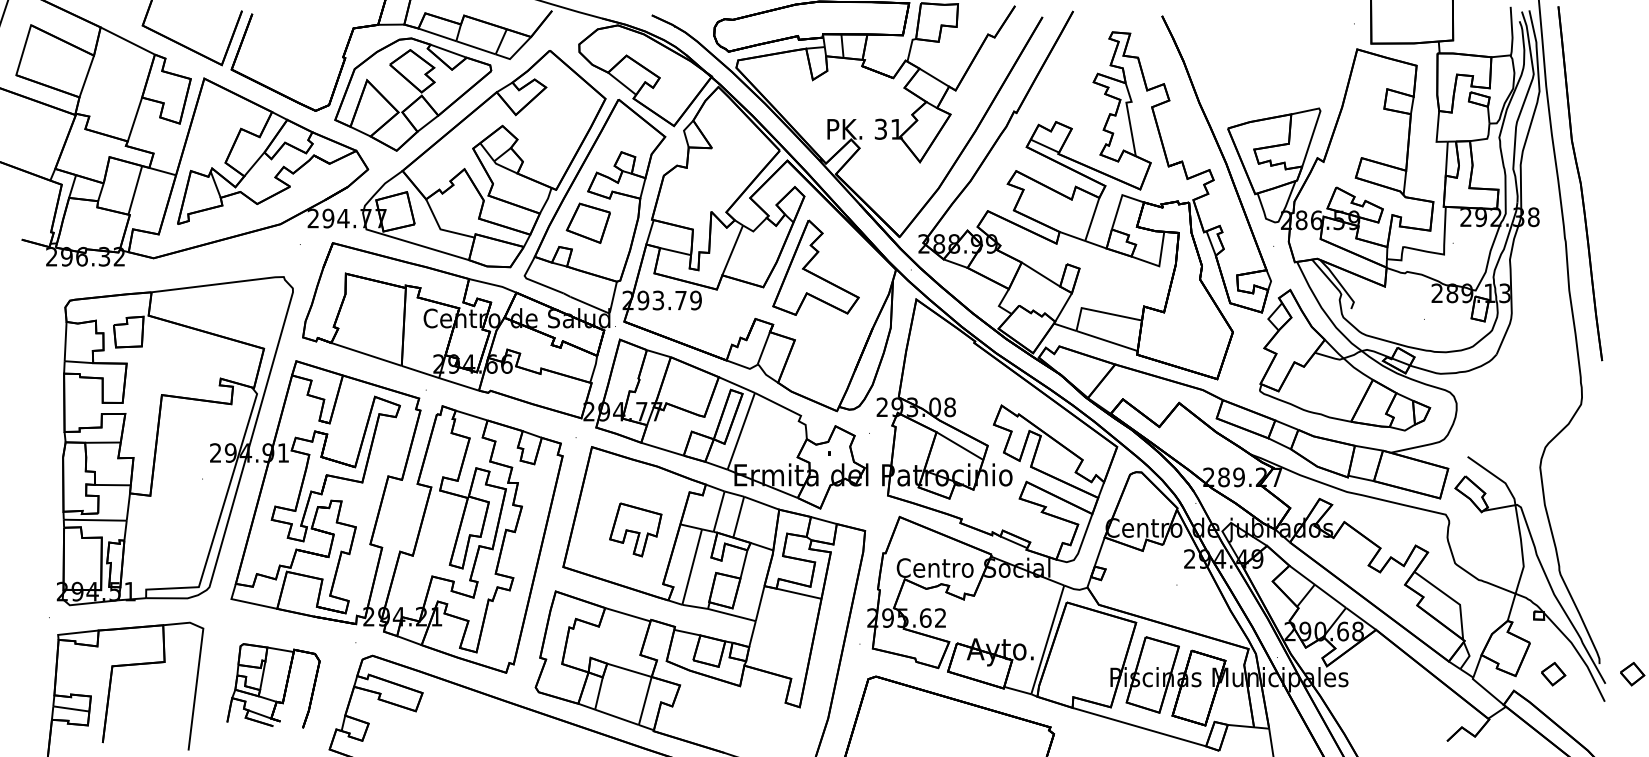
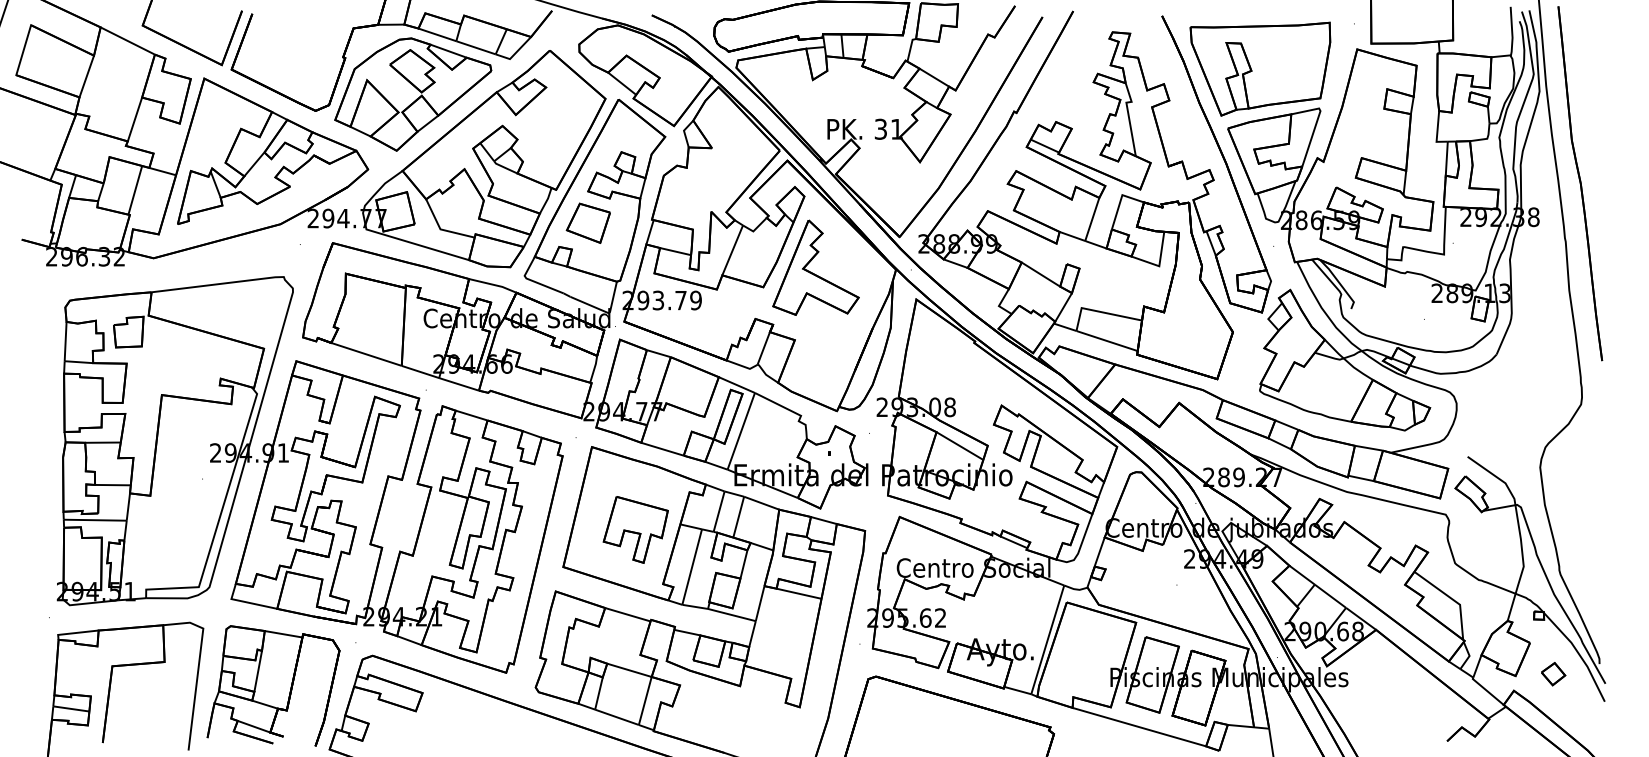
part: none -> present (1260, 68)
part size: 54x56 px -> 67x68 px (635, 529)
part: present -> none (1632, 674)
part size: 95x86 px -> 135x122 px (273, 685)
